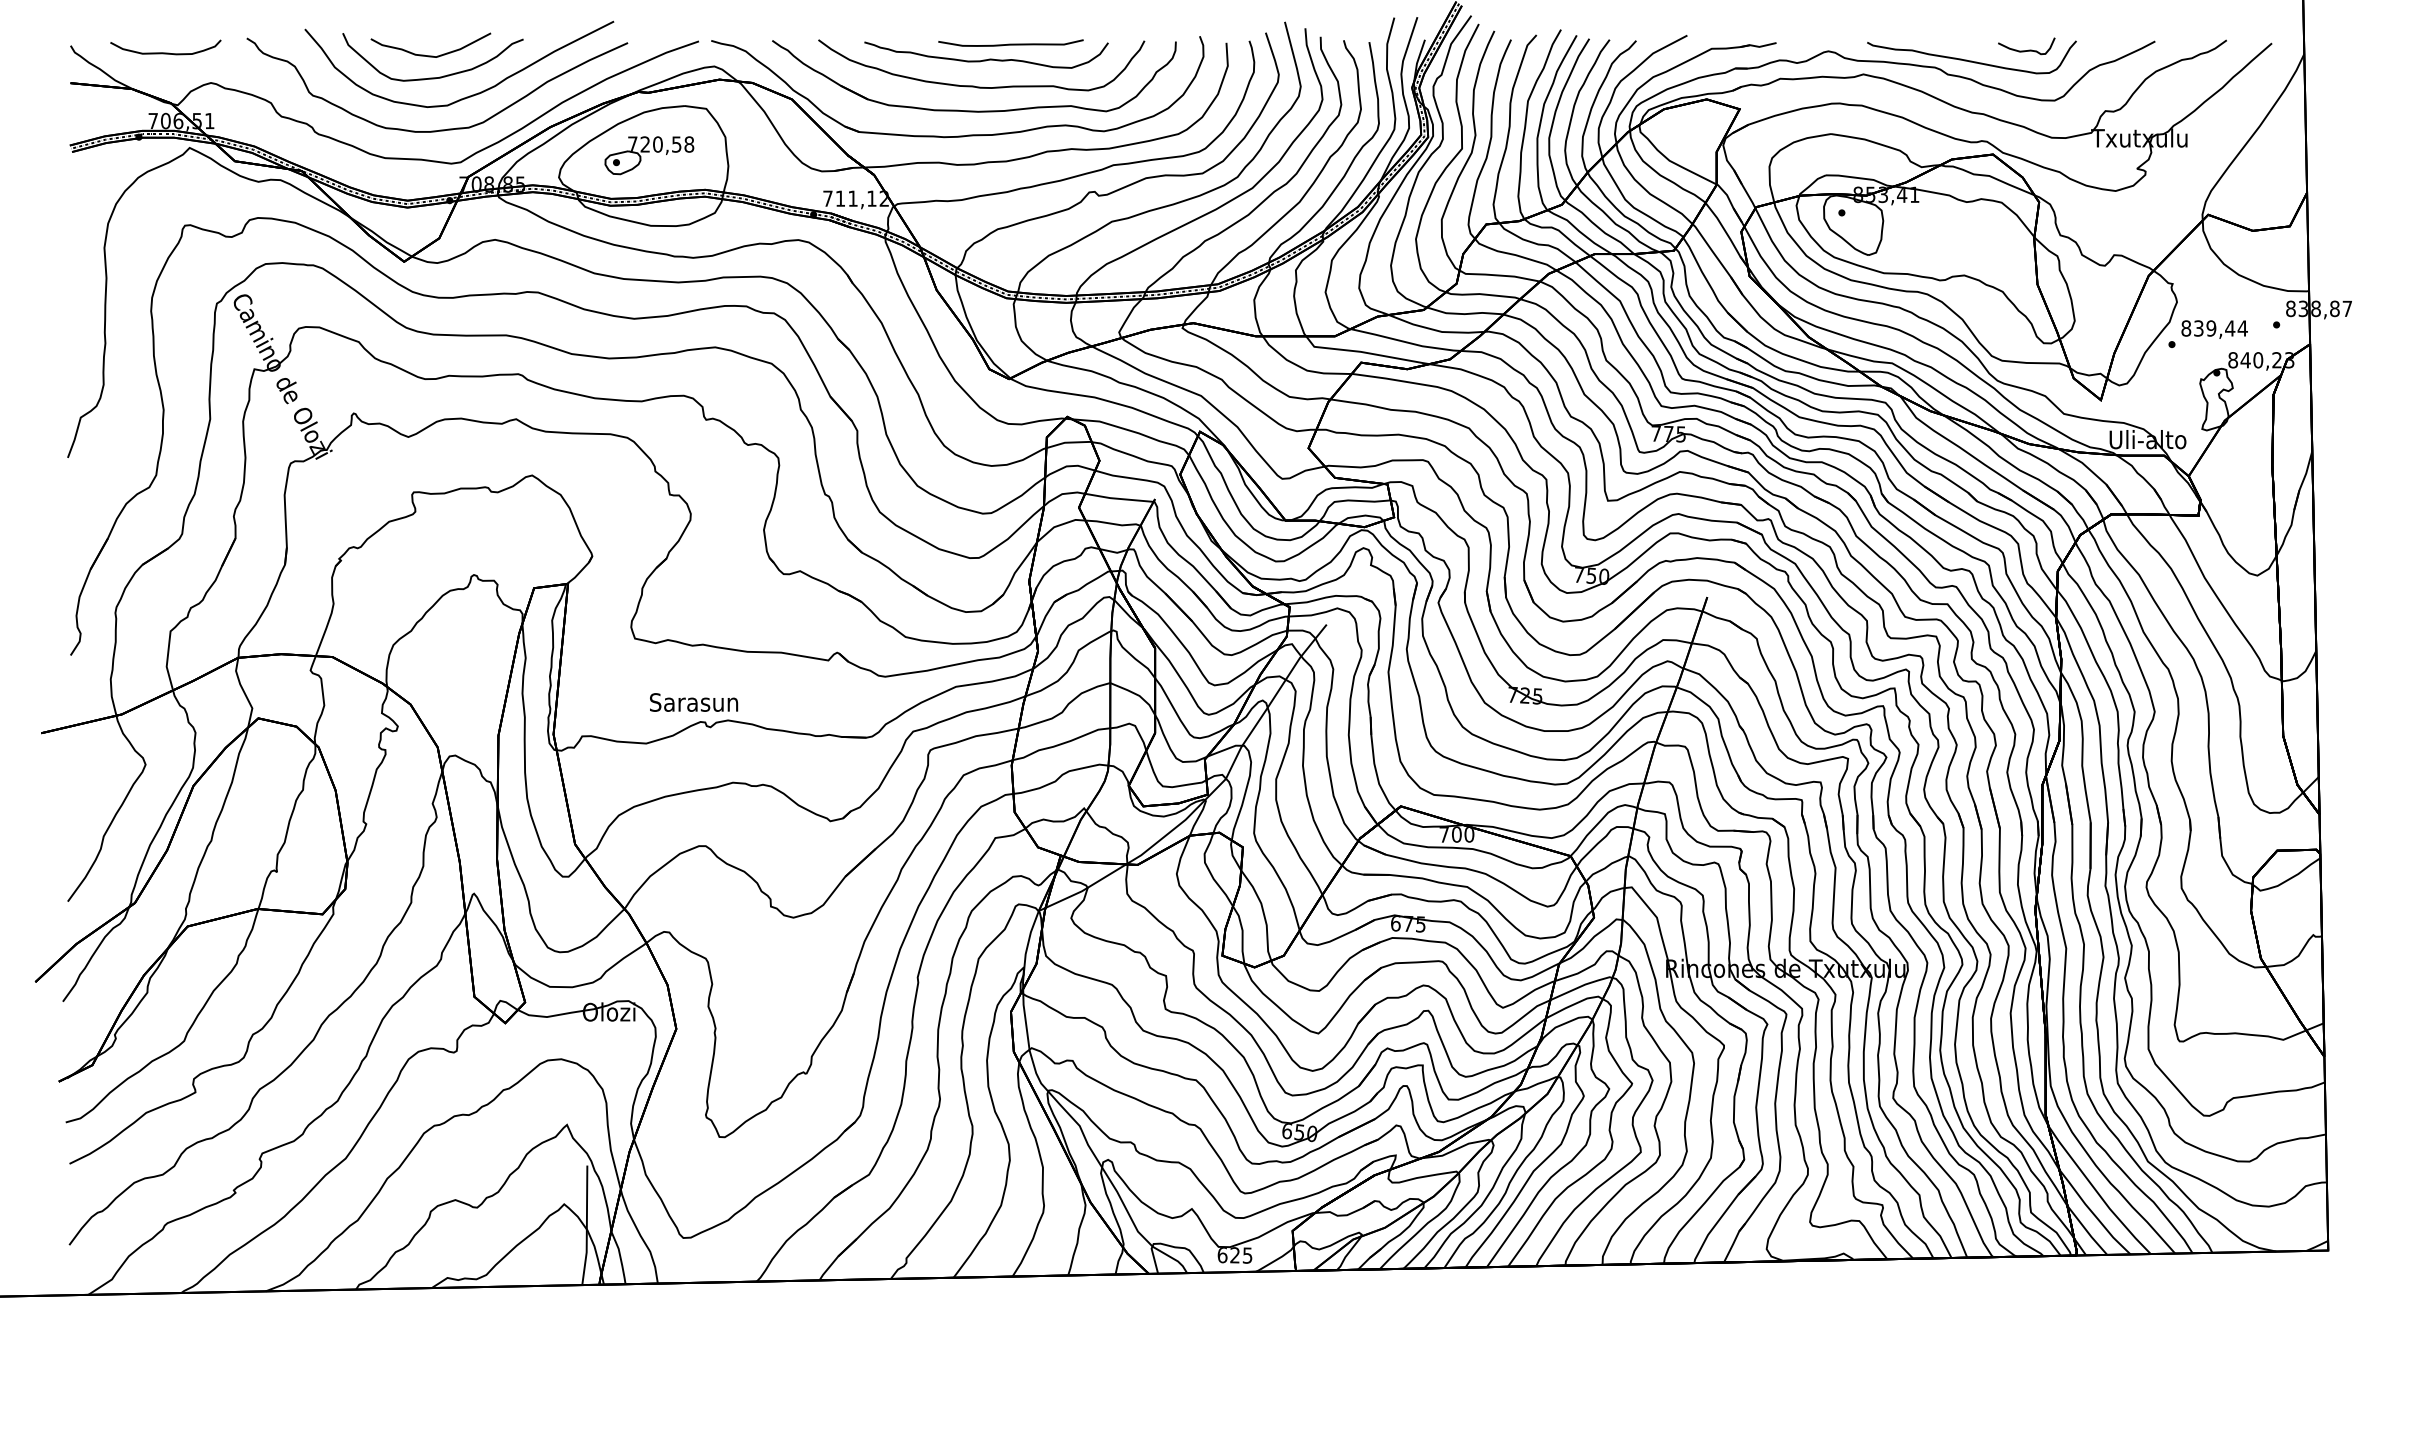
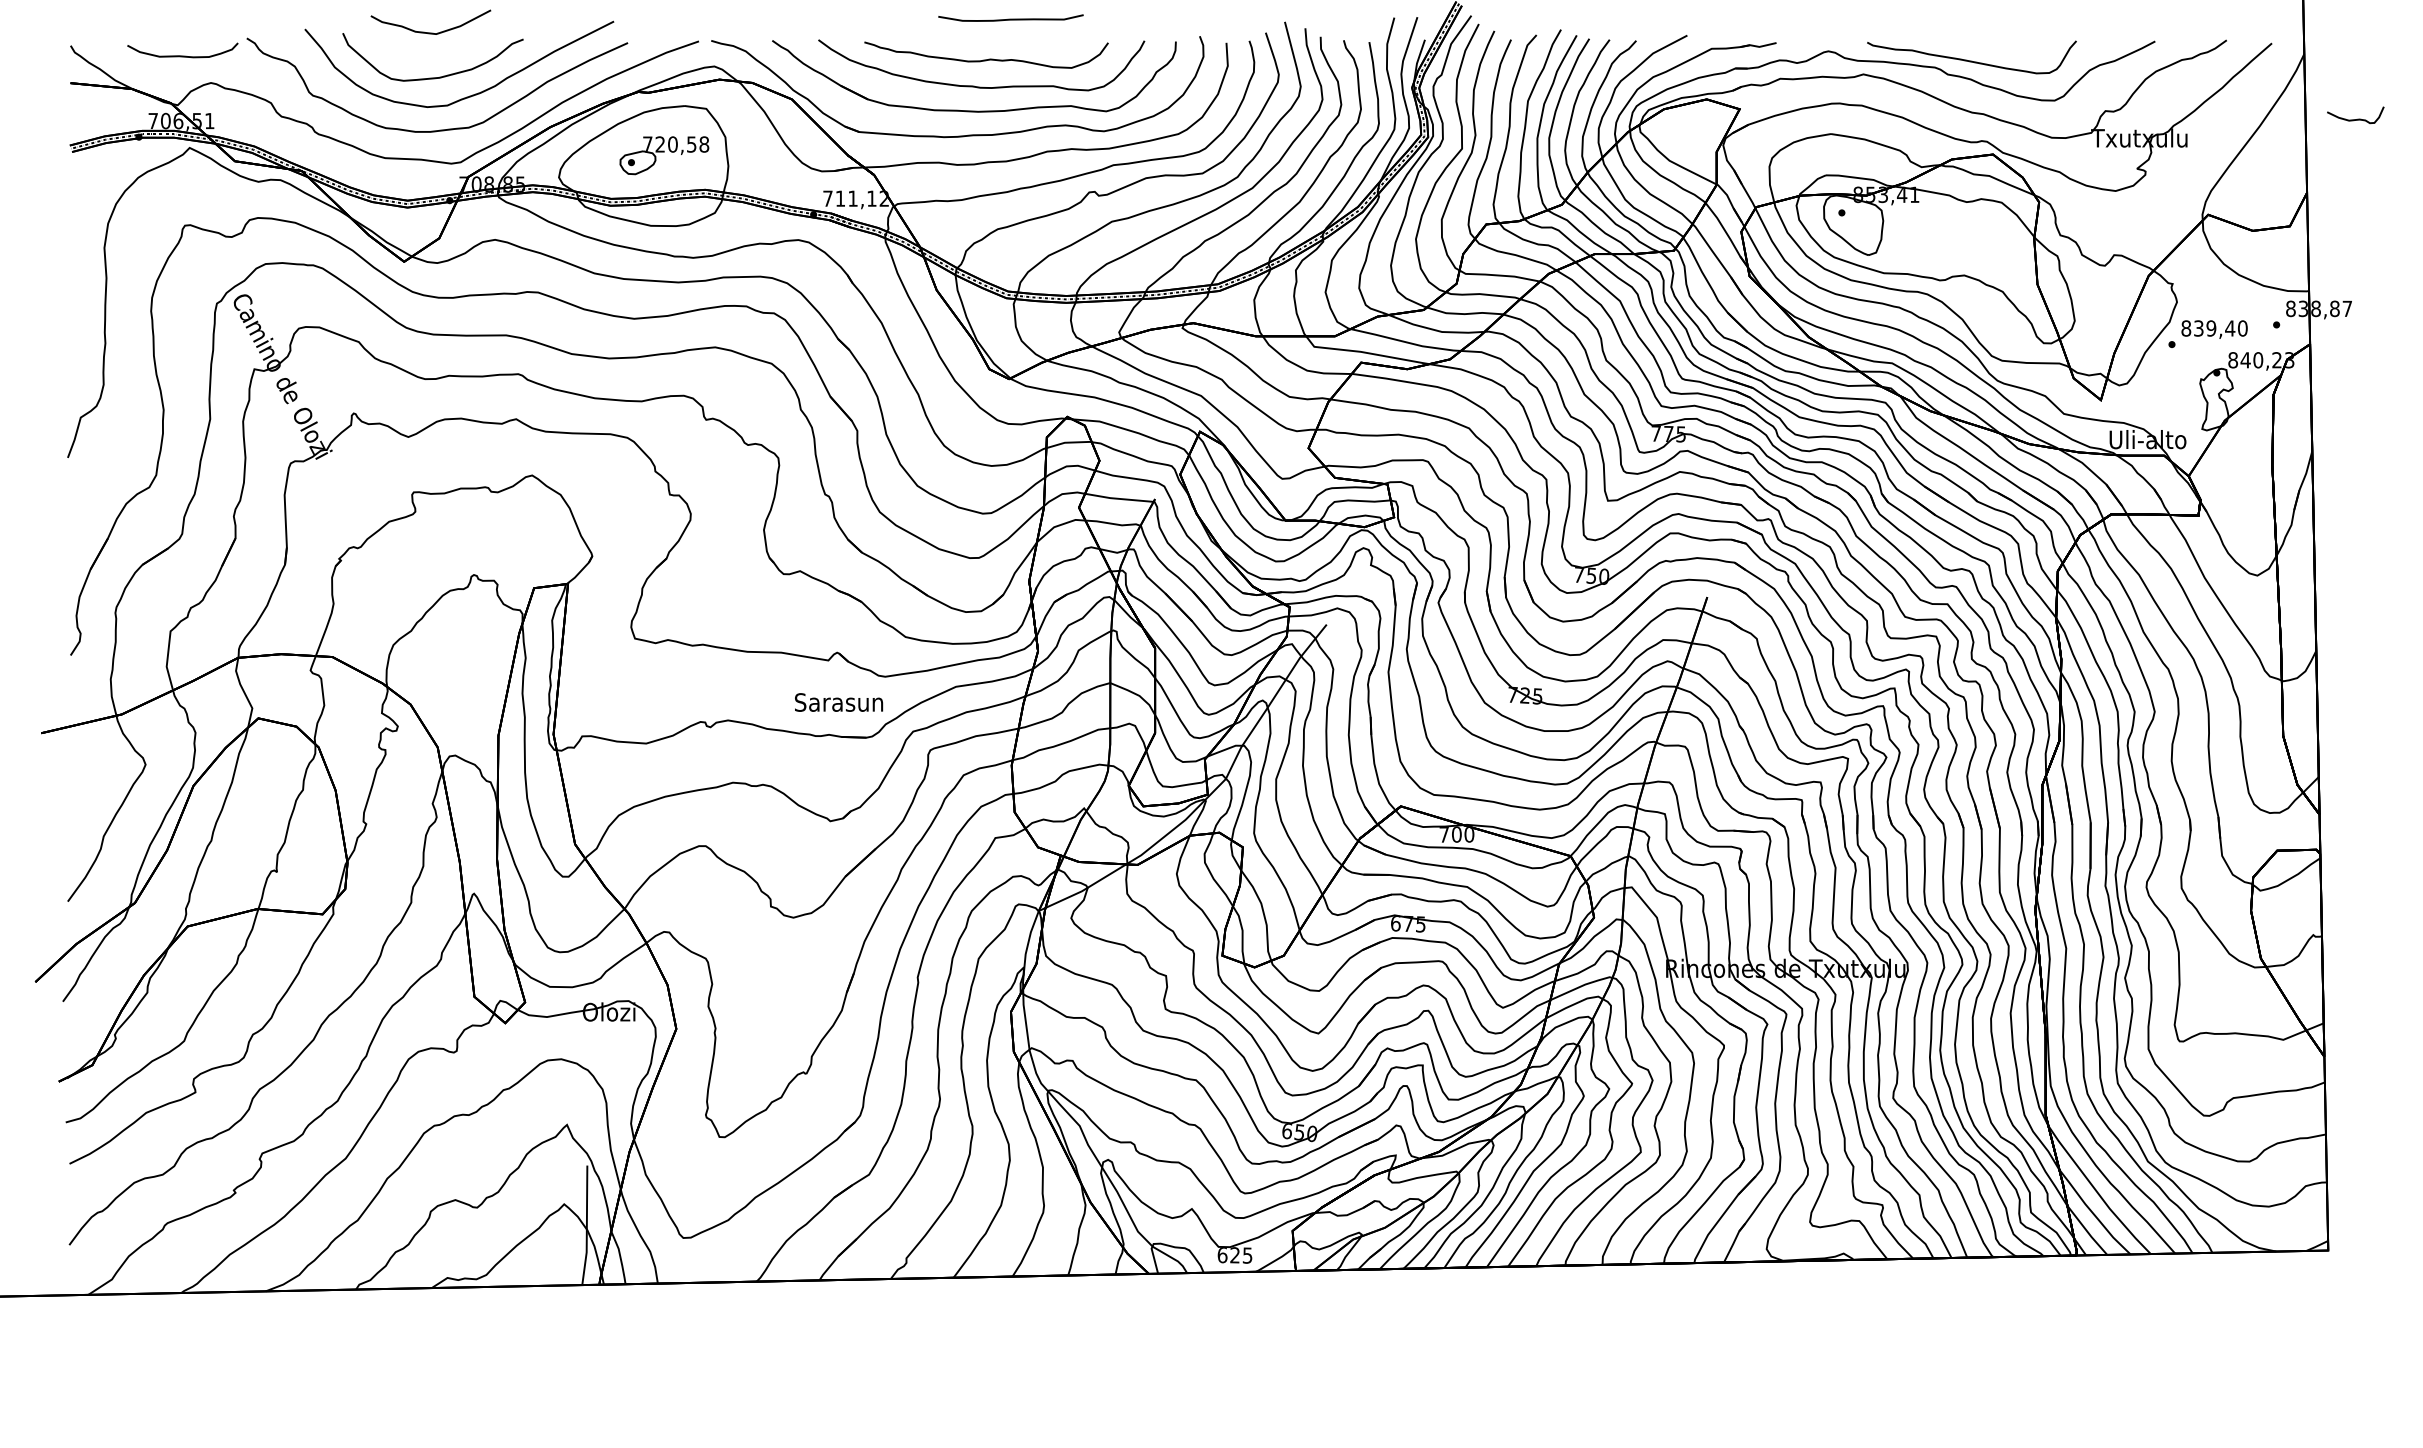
curve position: (1010, 43) -> (1010, 18) (1010, 18)
curve position: (2028, 49) -> (2357, 118) (2357, 118)
curve position: (165, 52) -> (182, 55) (182, 55)
curve position: (430, 55) -> (430, 32) (430, 32)
part position: (649, 155) -> (664, 155) (664, 155)
text: 839,44 -> 839,40 (2242, 328)
text position: (694, 702) -> (839, 702) (839, 702)
